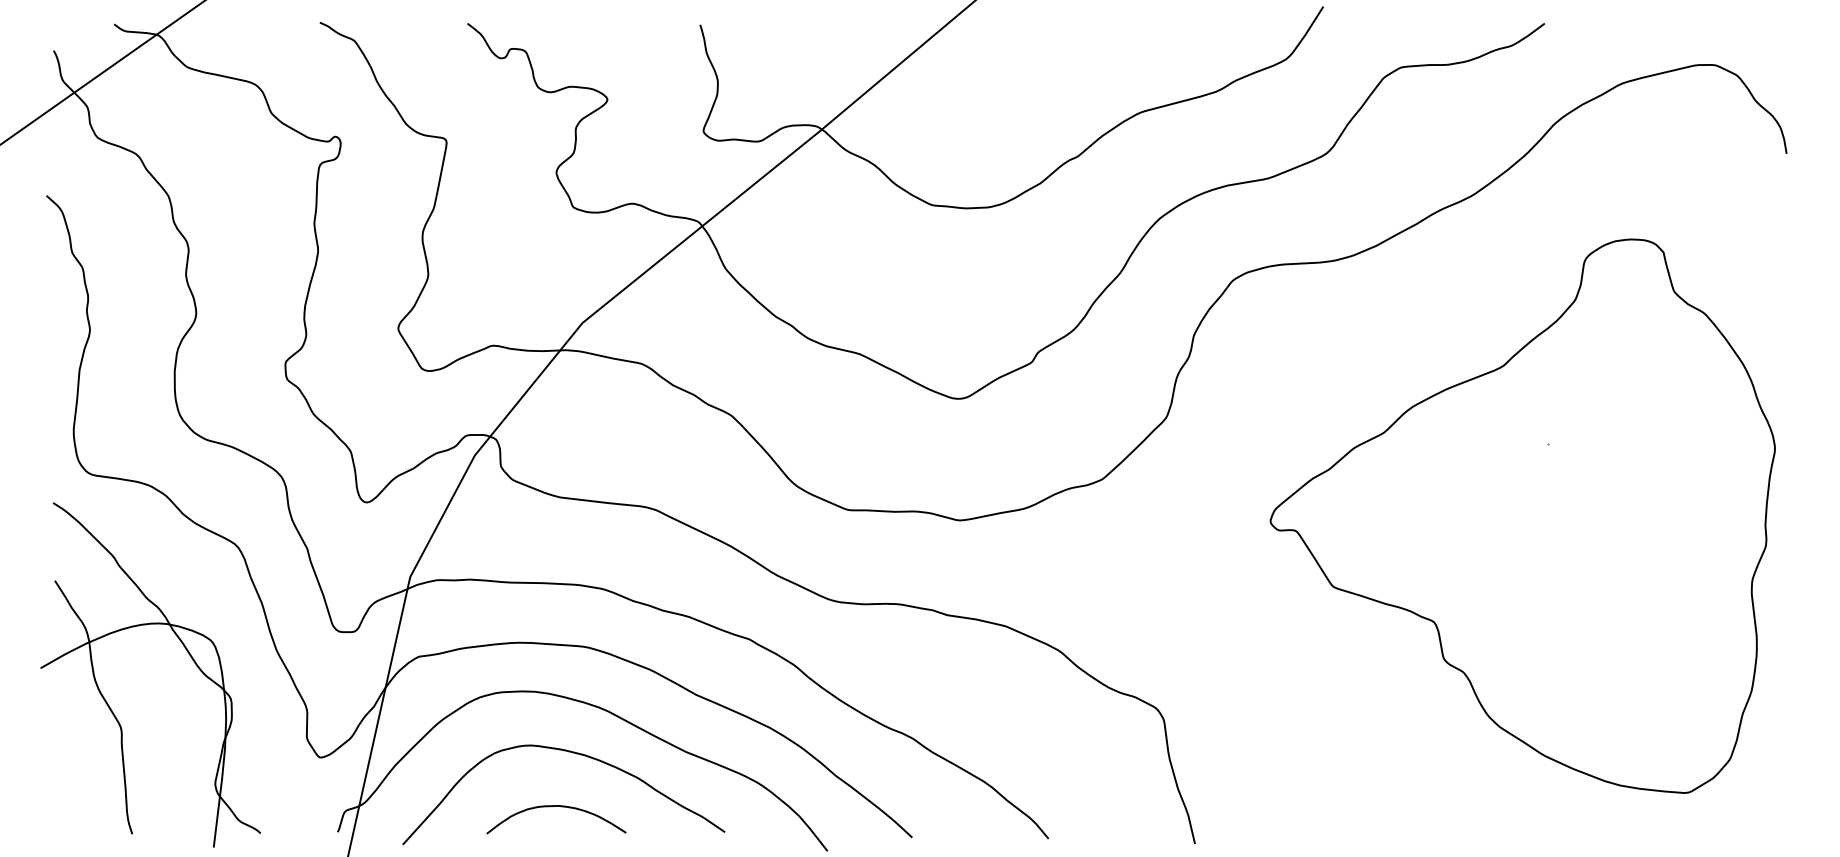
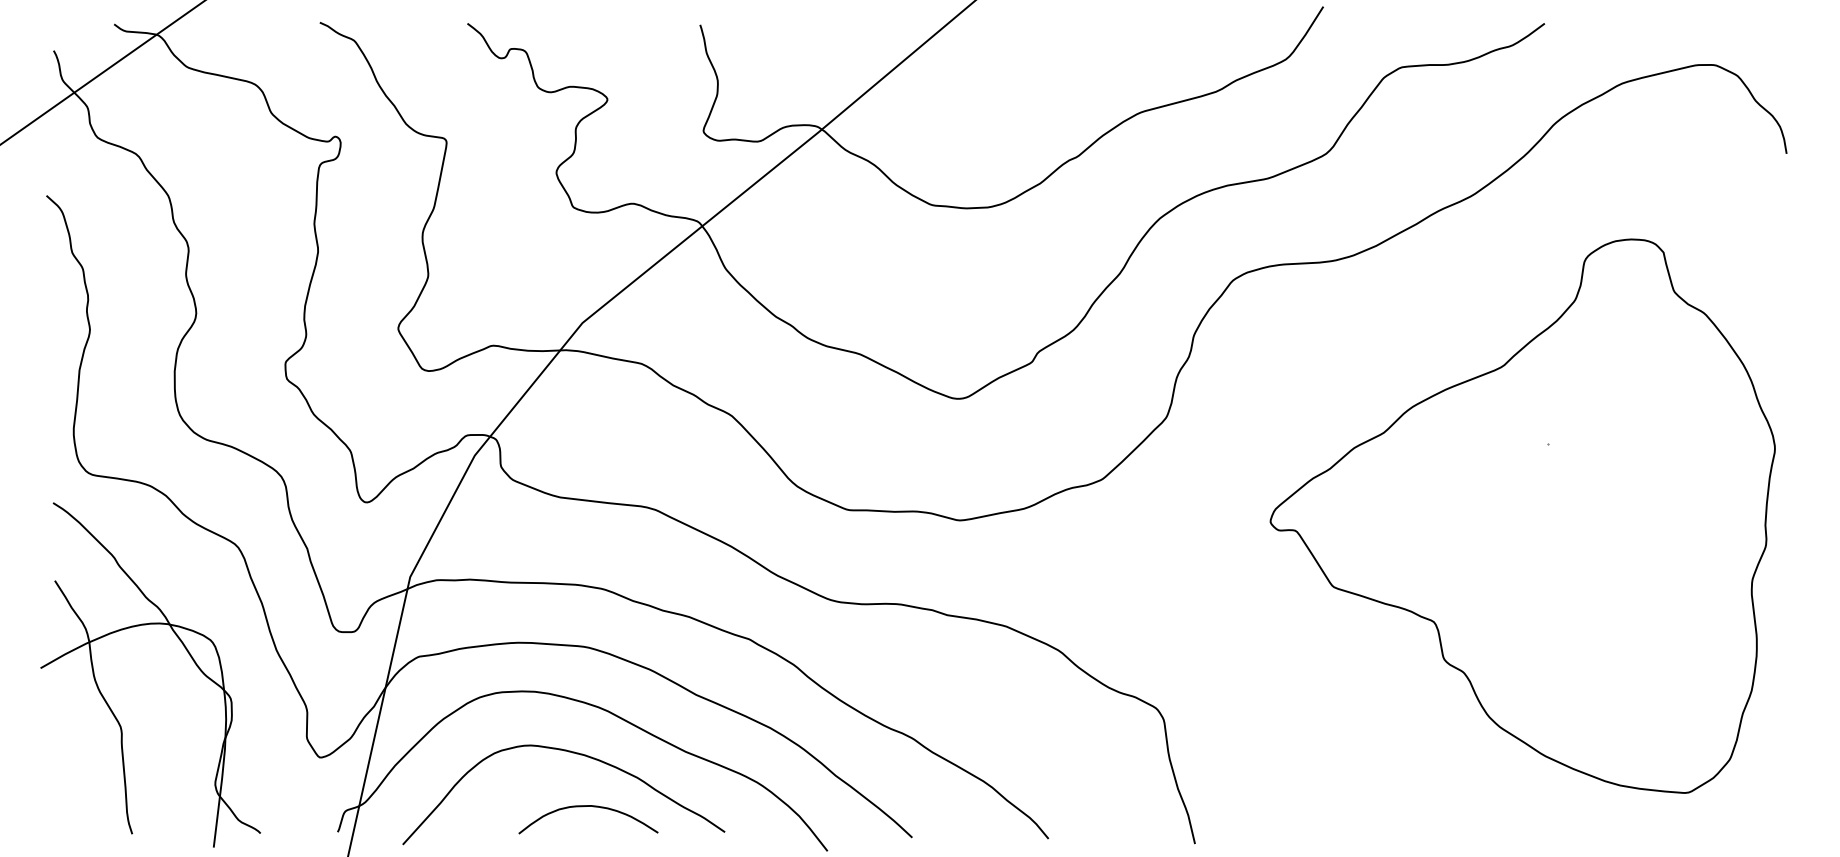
curve position: (556, 806) -> (588, 806) (588, 806)
